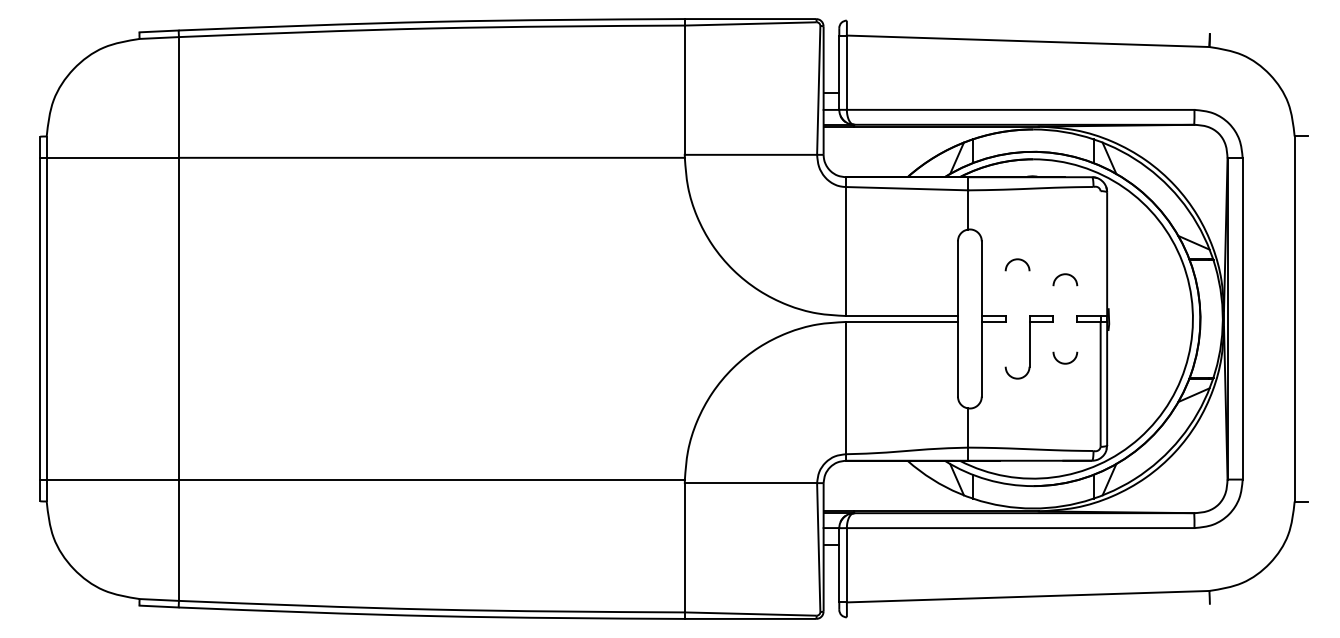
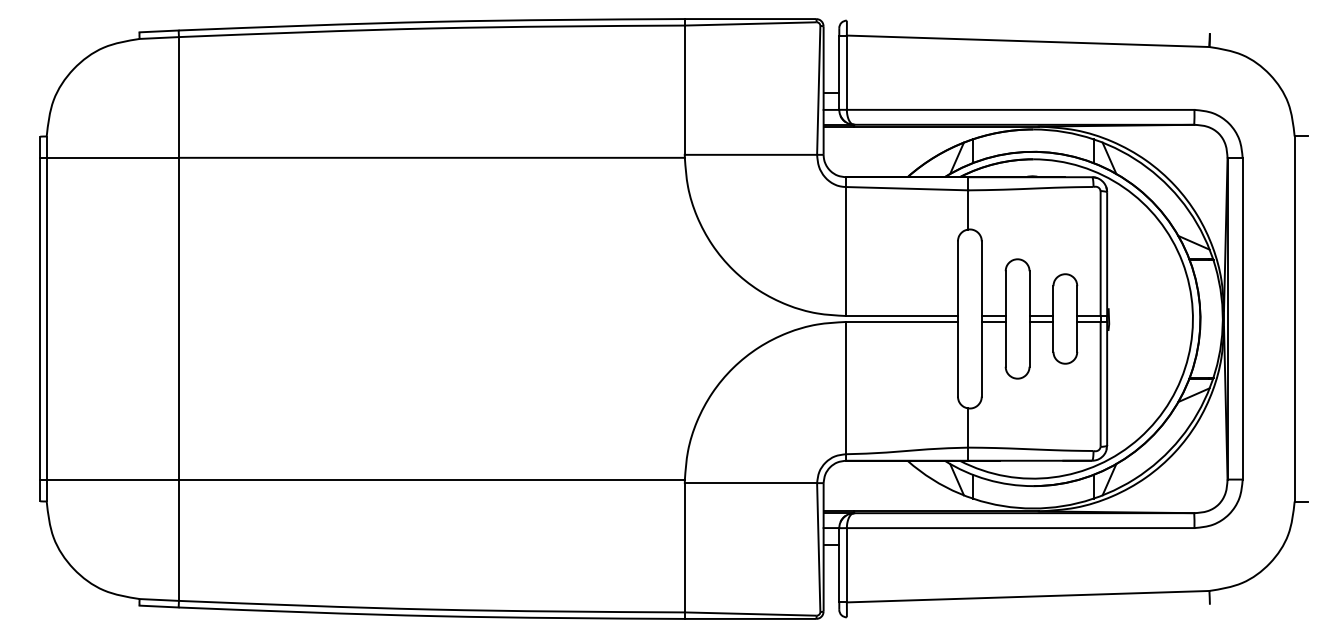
line: none -> present (1100, 253)
line: none -> present (1005, 293)
line: none -> present (1029, 293)
line: none -> present (1053, 301)
line: none -> present (1077, 301)
line: none -> present (1053, 336)
line: none -> present (1077, 336)
line: none -> present (1005, 343)
